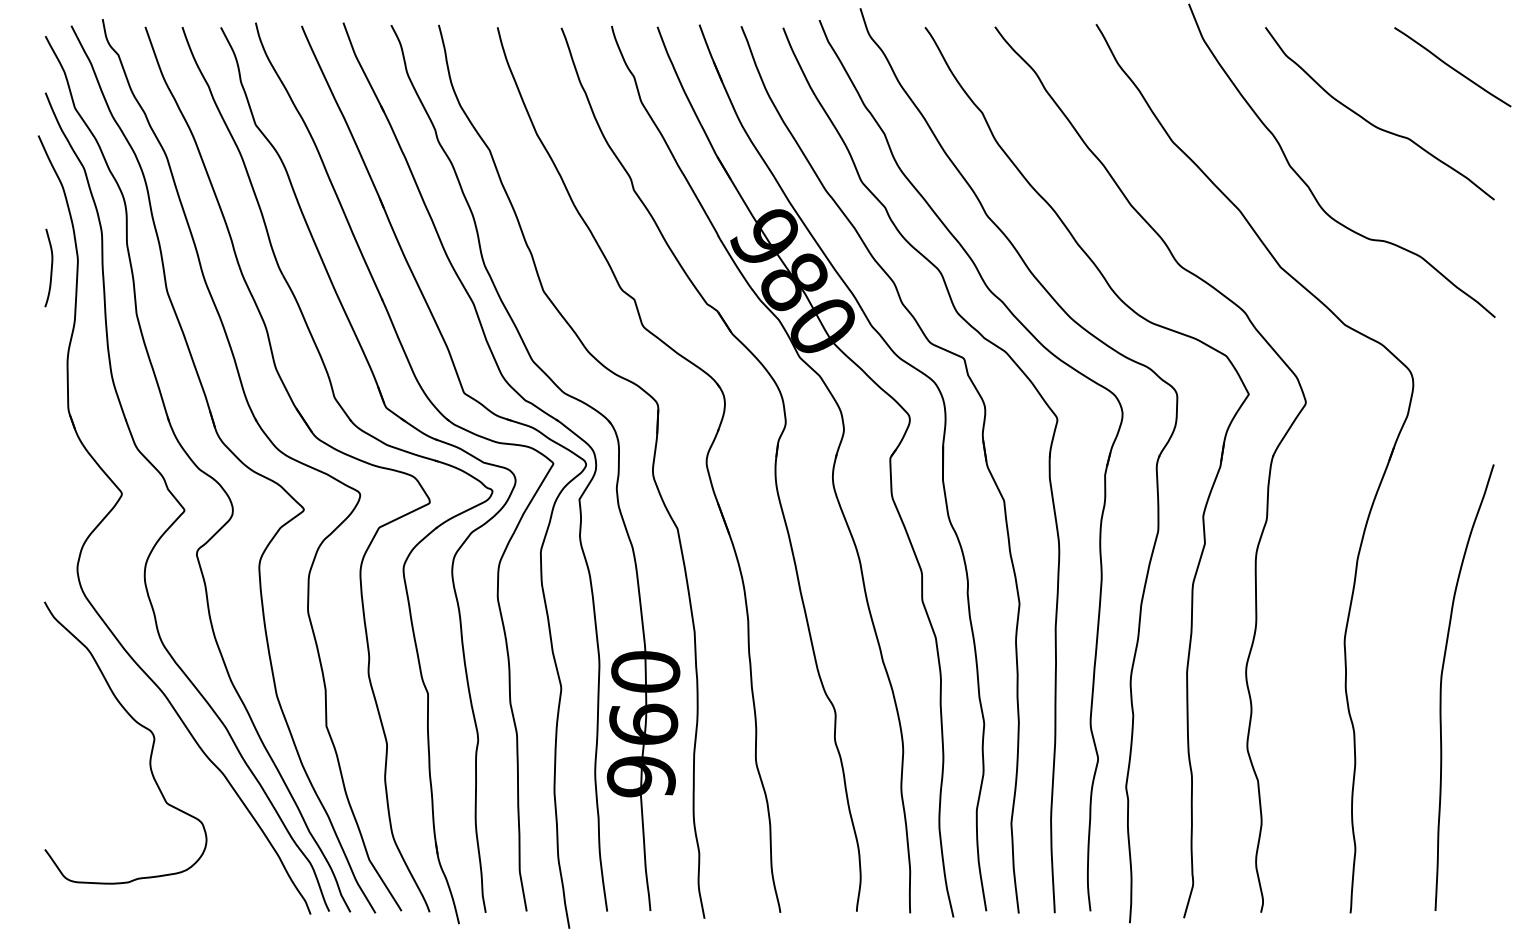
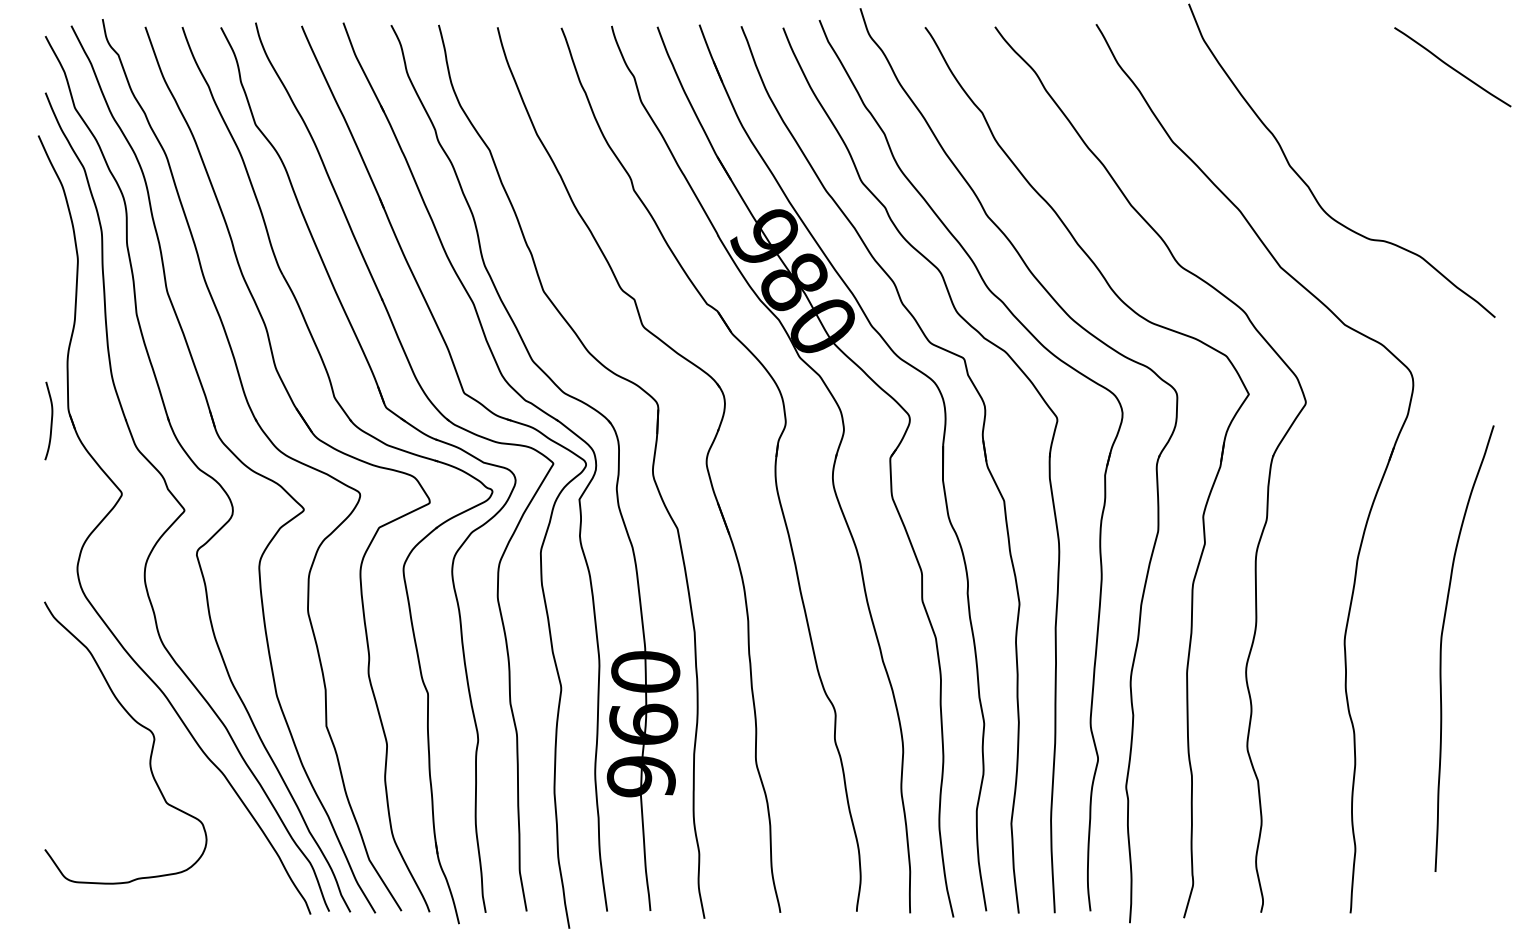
curve: present -> none (1372, 123)
curve position: (50, 268) -> (50, 421) (50, 421)
curve position: (1441, 687) -> (1441, 648) (1441, 648)
